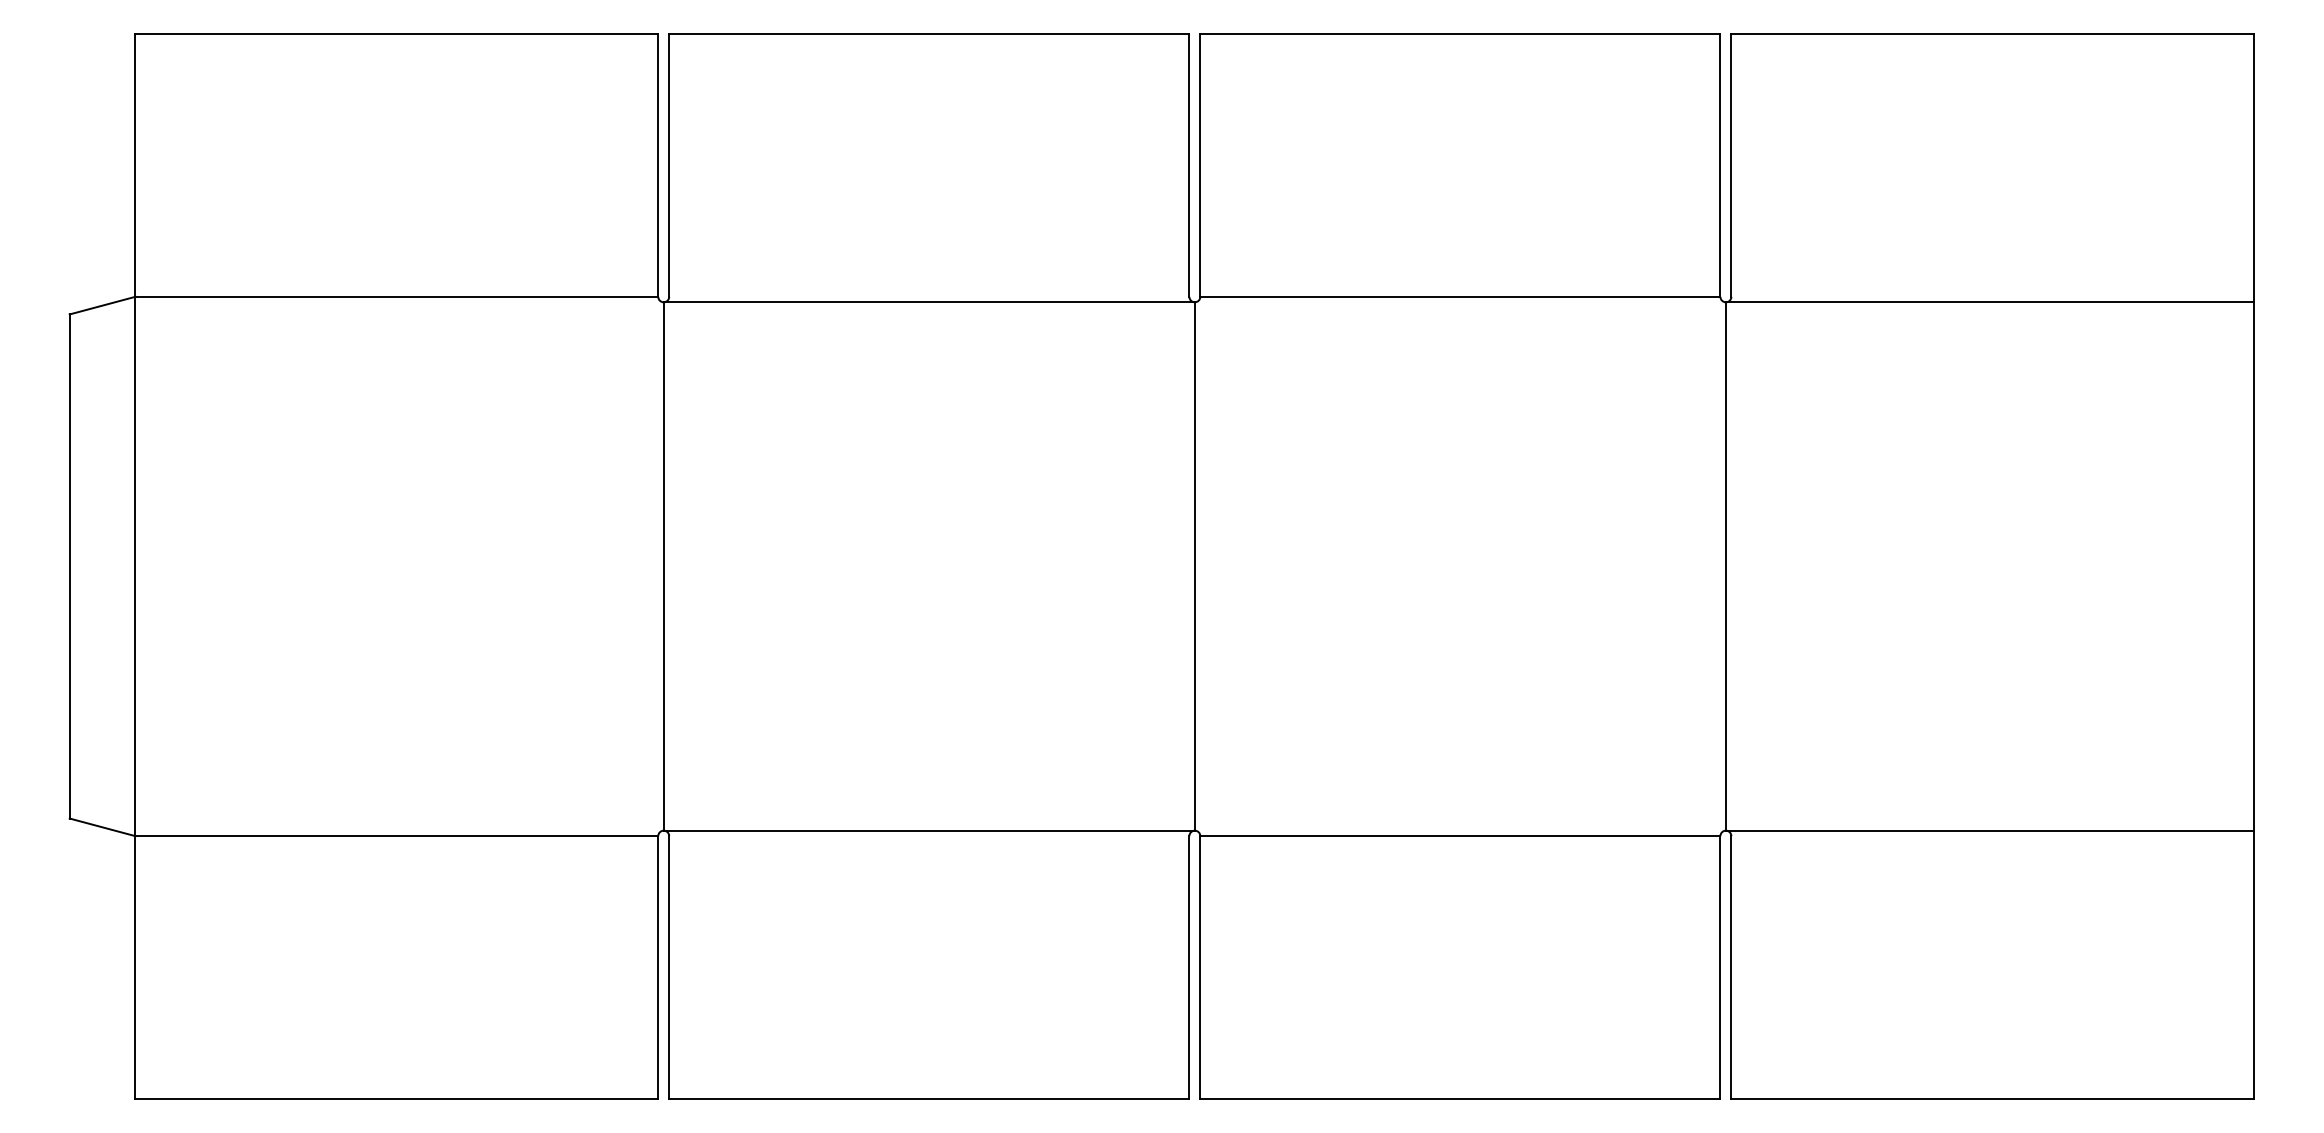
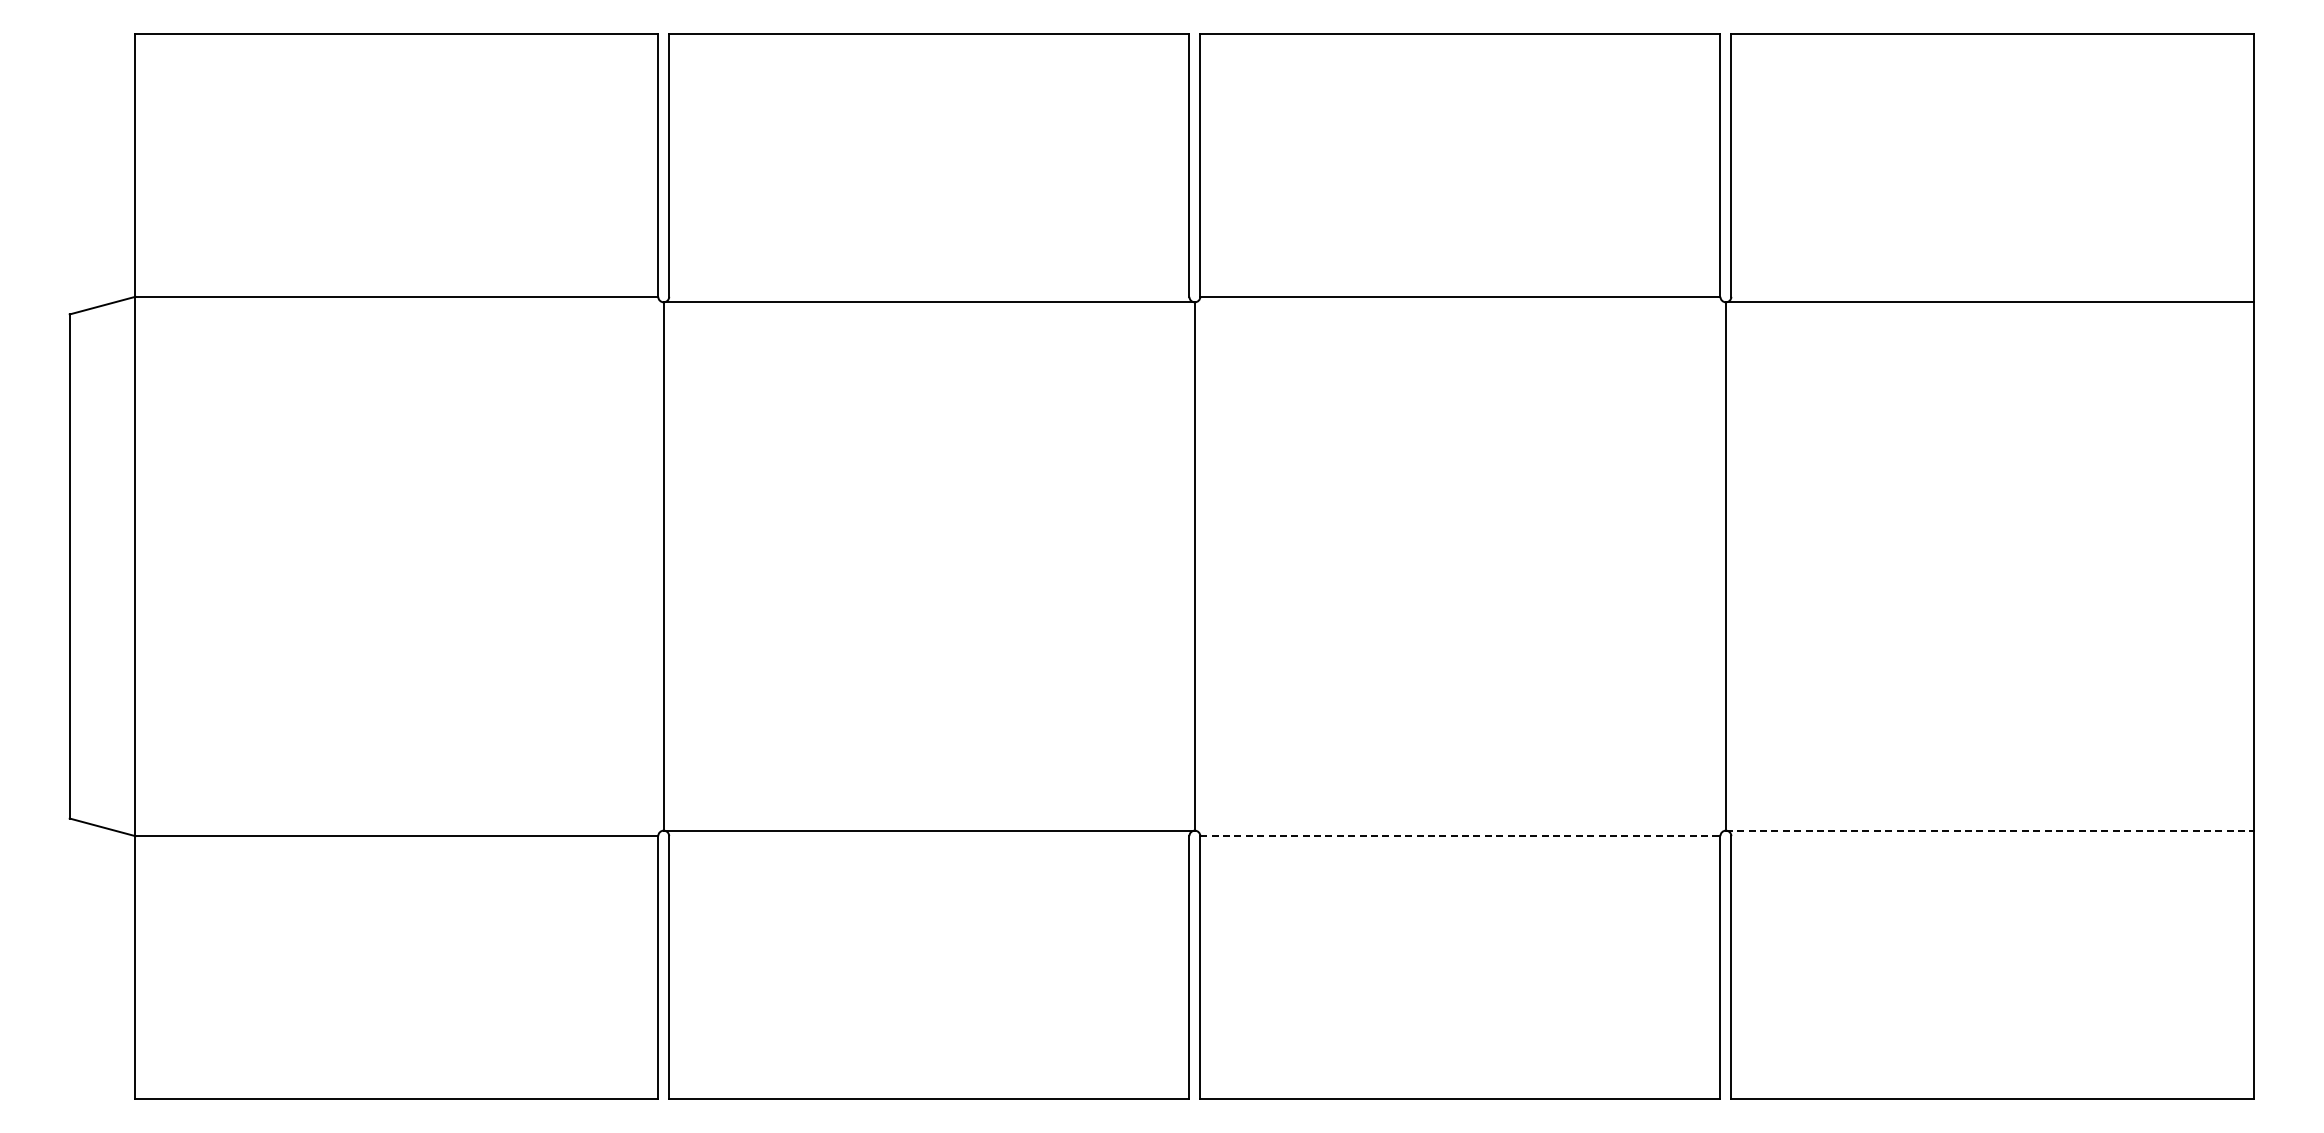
line: solid -> dashed (1990, 830)
line: solid -> dashed (1460, 836)
